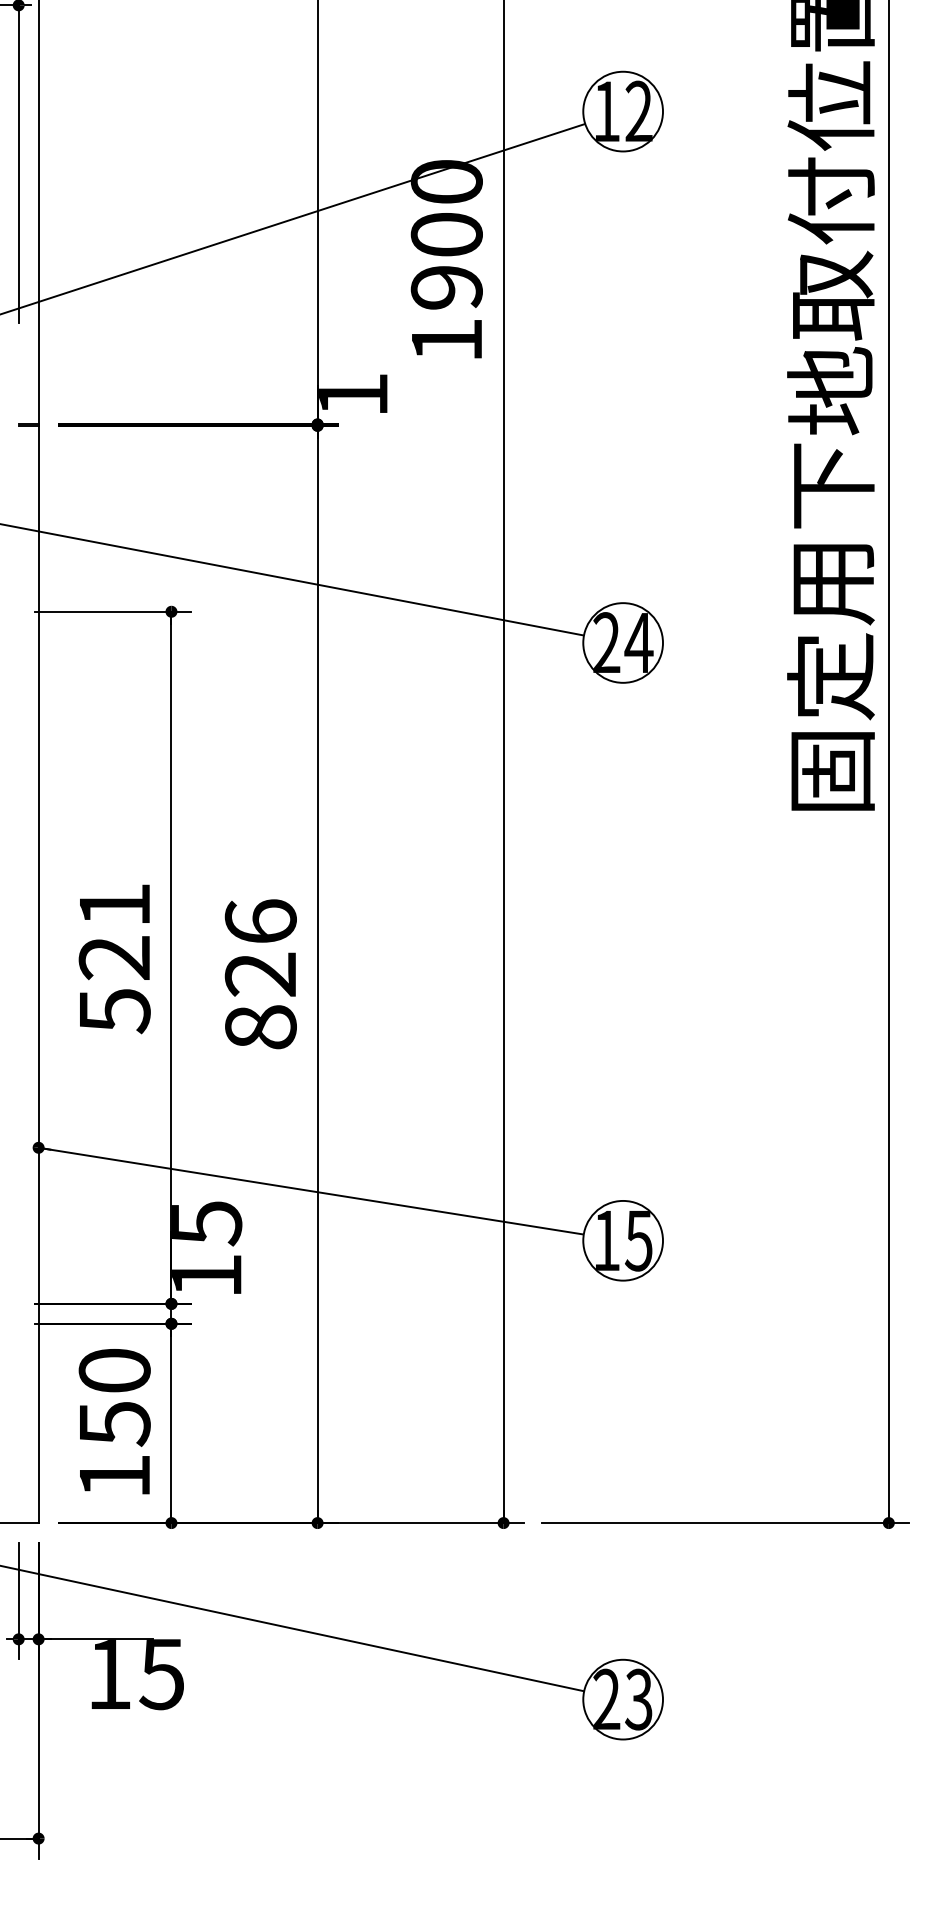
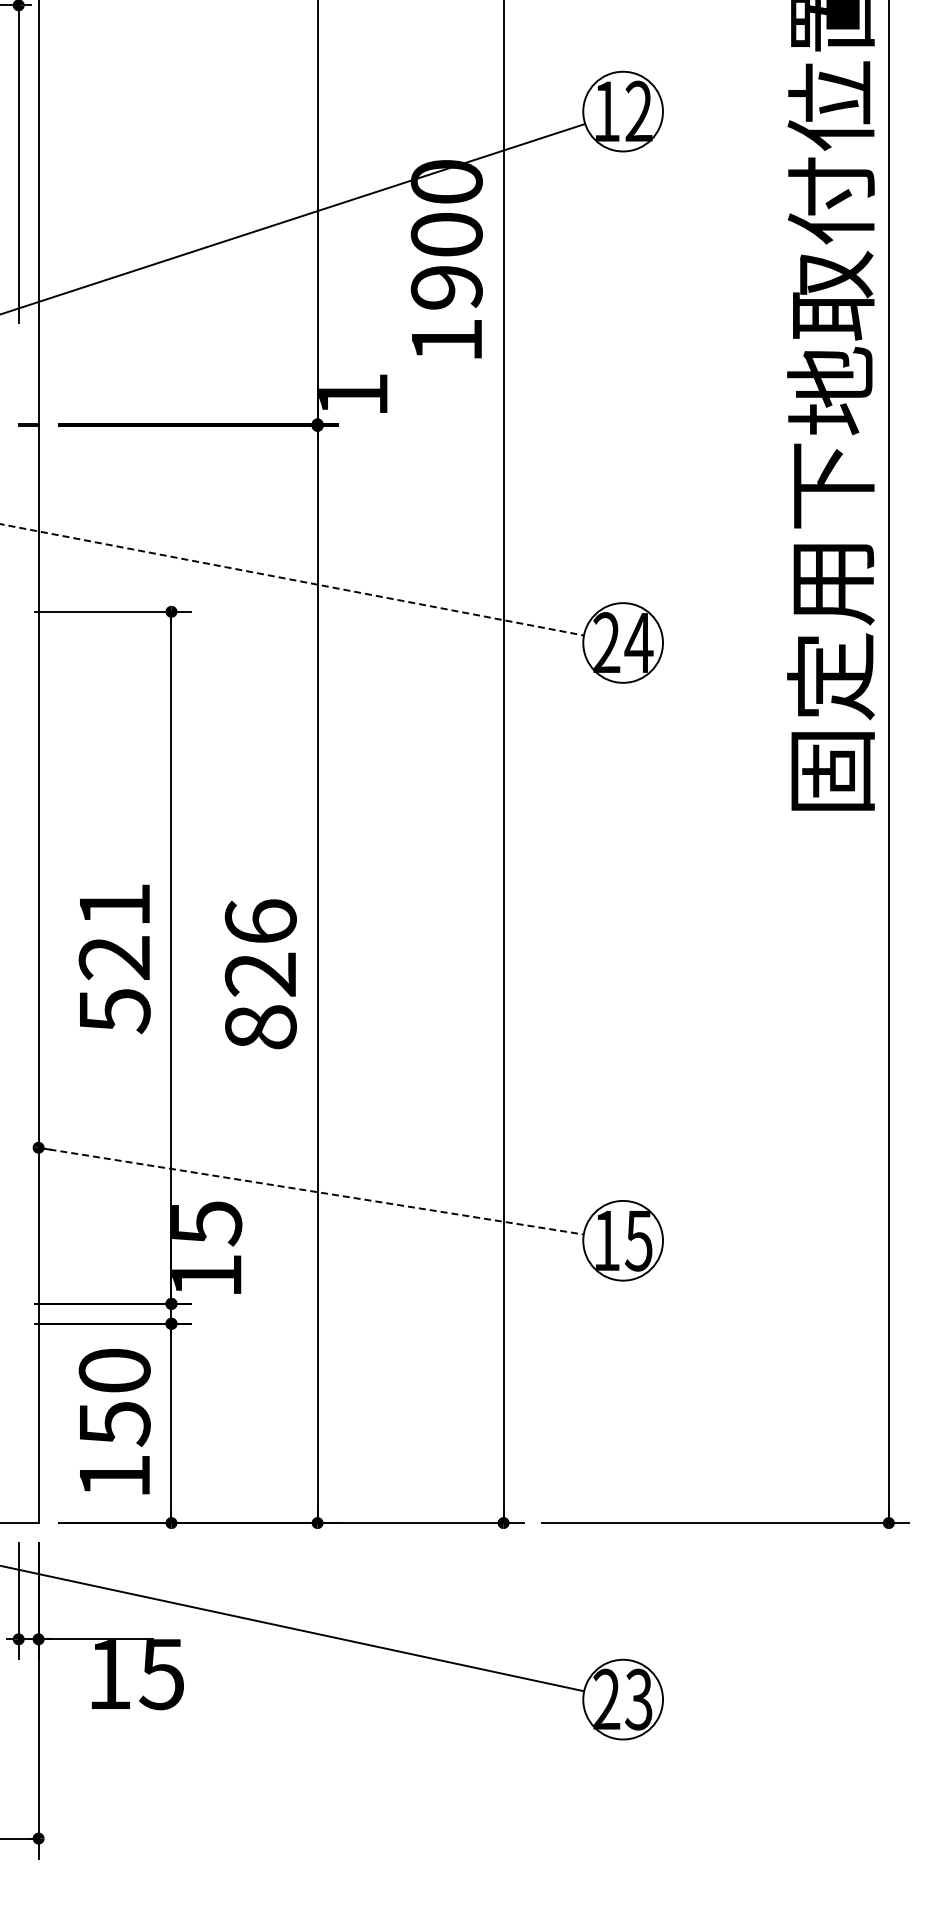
line: solid -> dashed (292, 579)
line: solid -> dashed (311, 1191)
